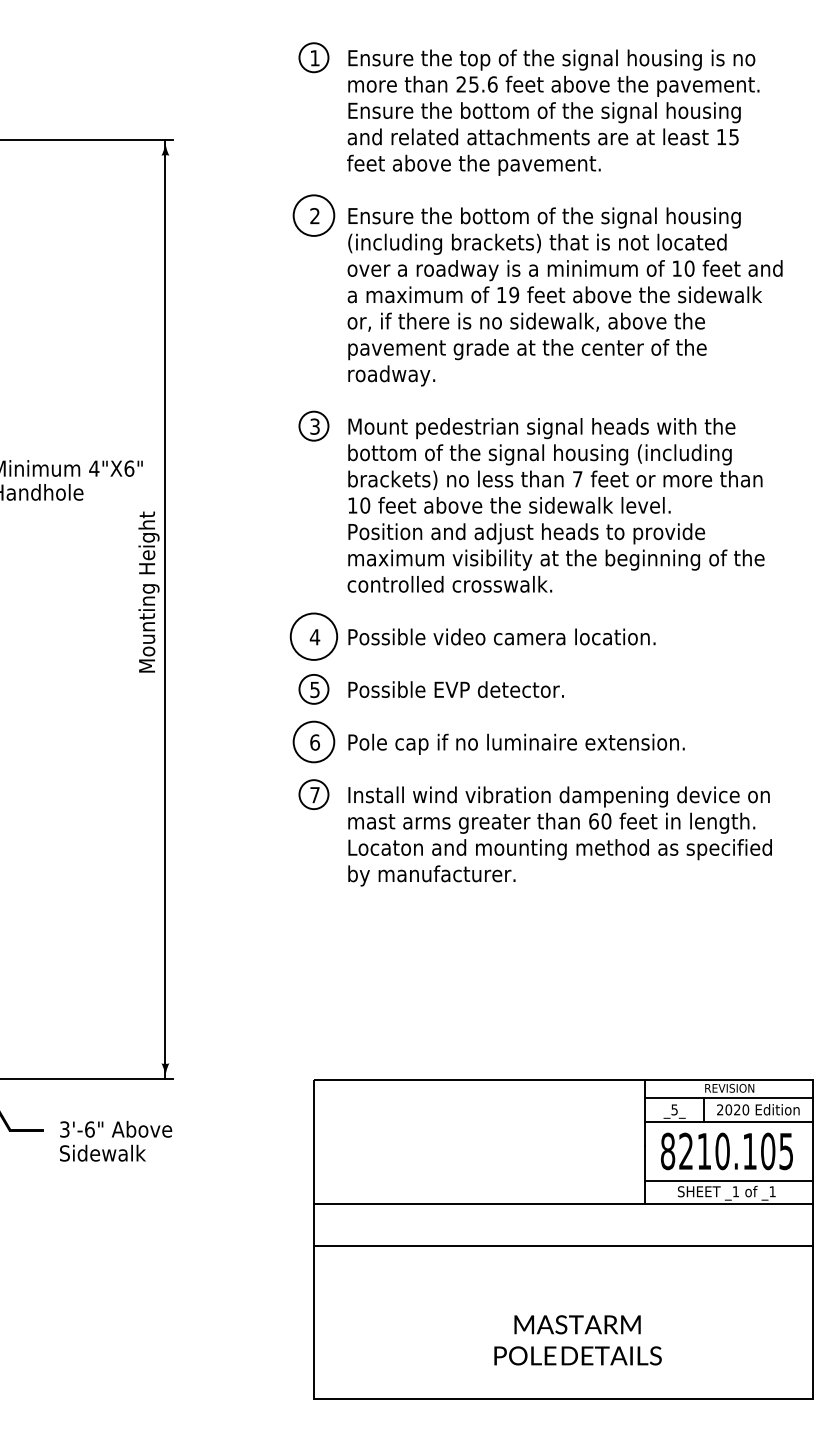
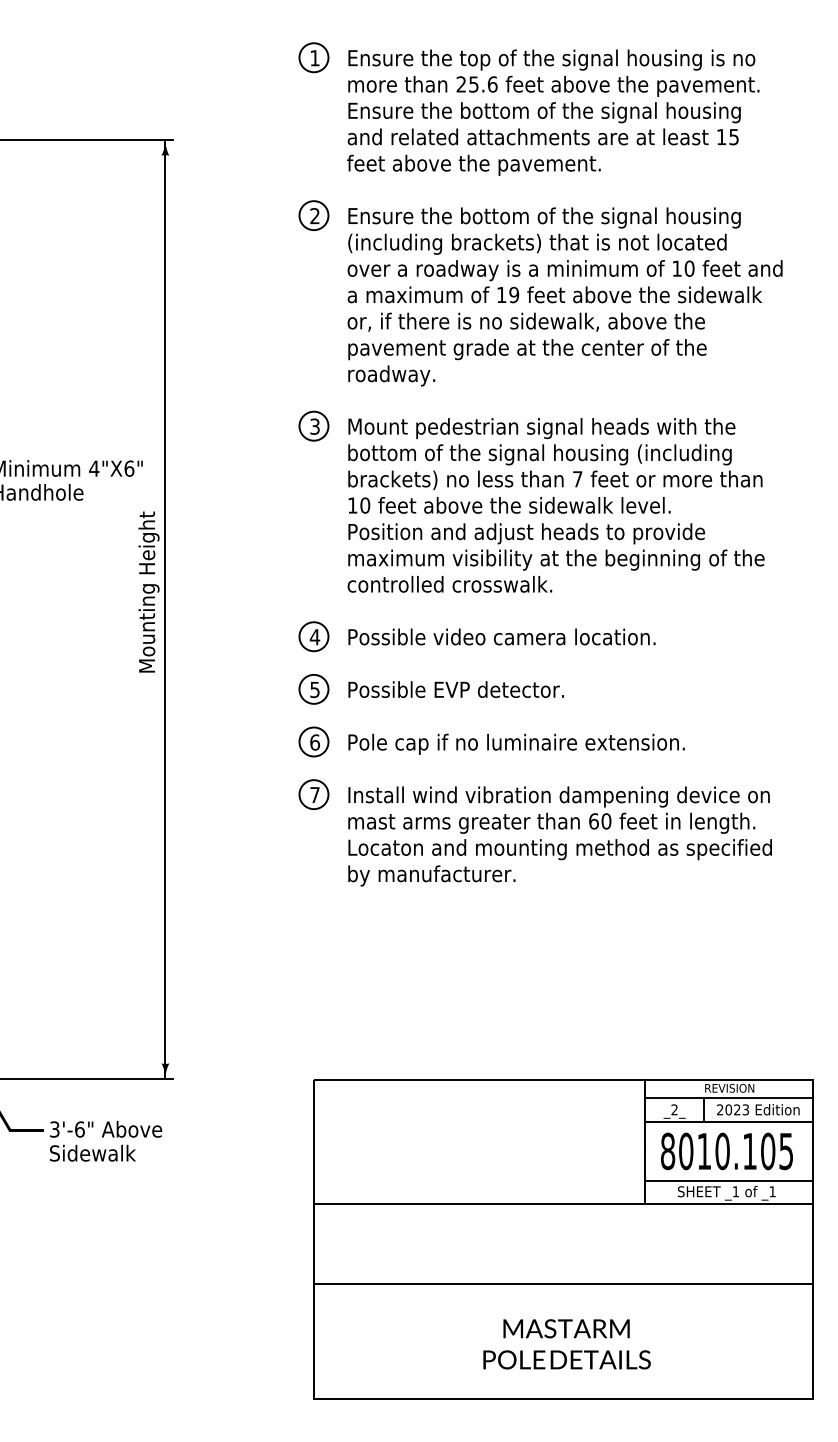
circle diameter: 41 px -> 29 px (313, 215)
circle diameter: 46 px -> 29 px (313, 636)
circle diameter: 41 px -> 29 px (313, 741)
text: _5_ -> _2_ (674, 1109)
text: 2020 -> 2023 (745, 1109)
text position: (116, 1141) -> (106, 1141) (106, 1141)
text: 8210.105 -> 8010.105 (686, 1151)
line position: (562, 1245) -> (562, 1283) (562, 1283)
text position: (577, 1340) -> (566, 1344) (566, 1344)
